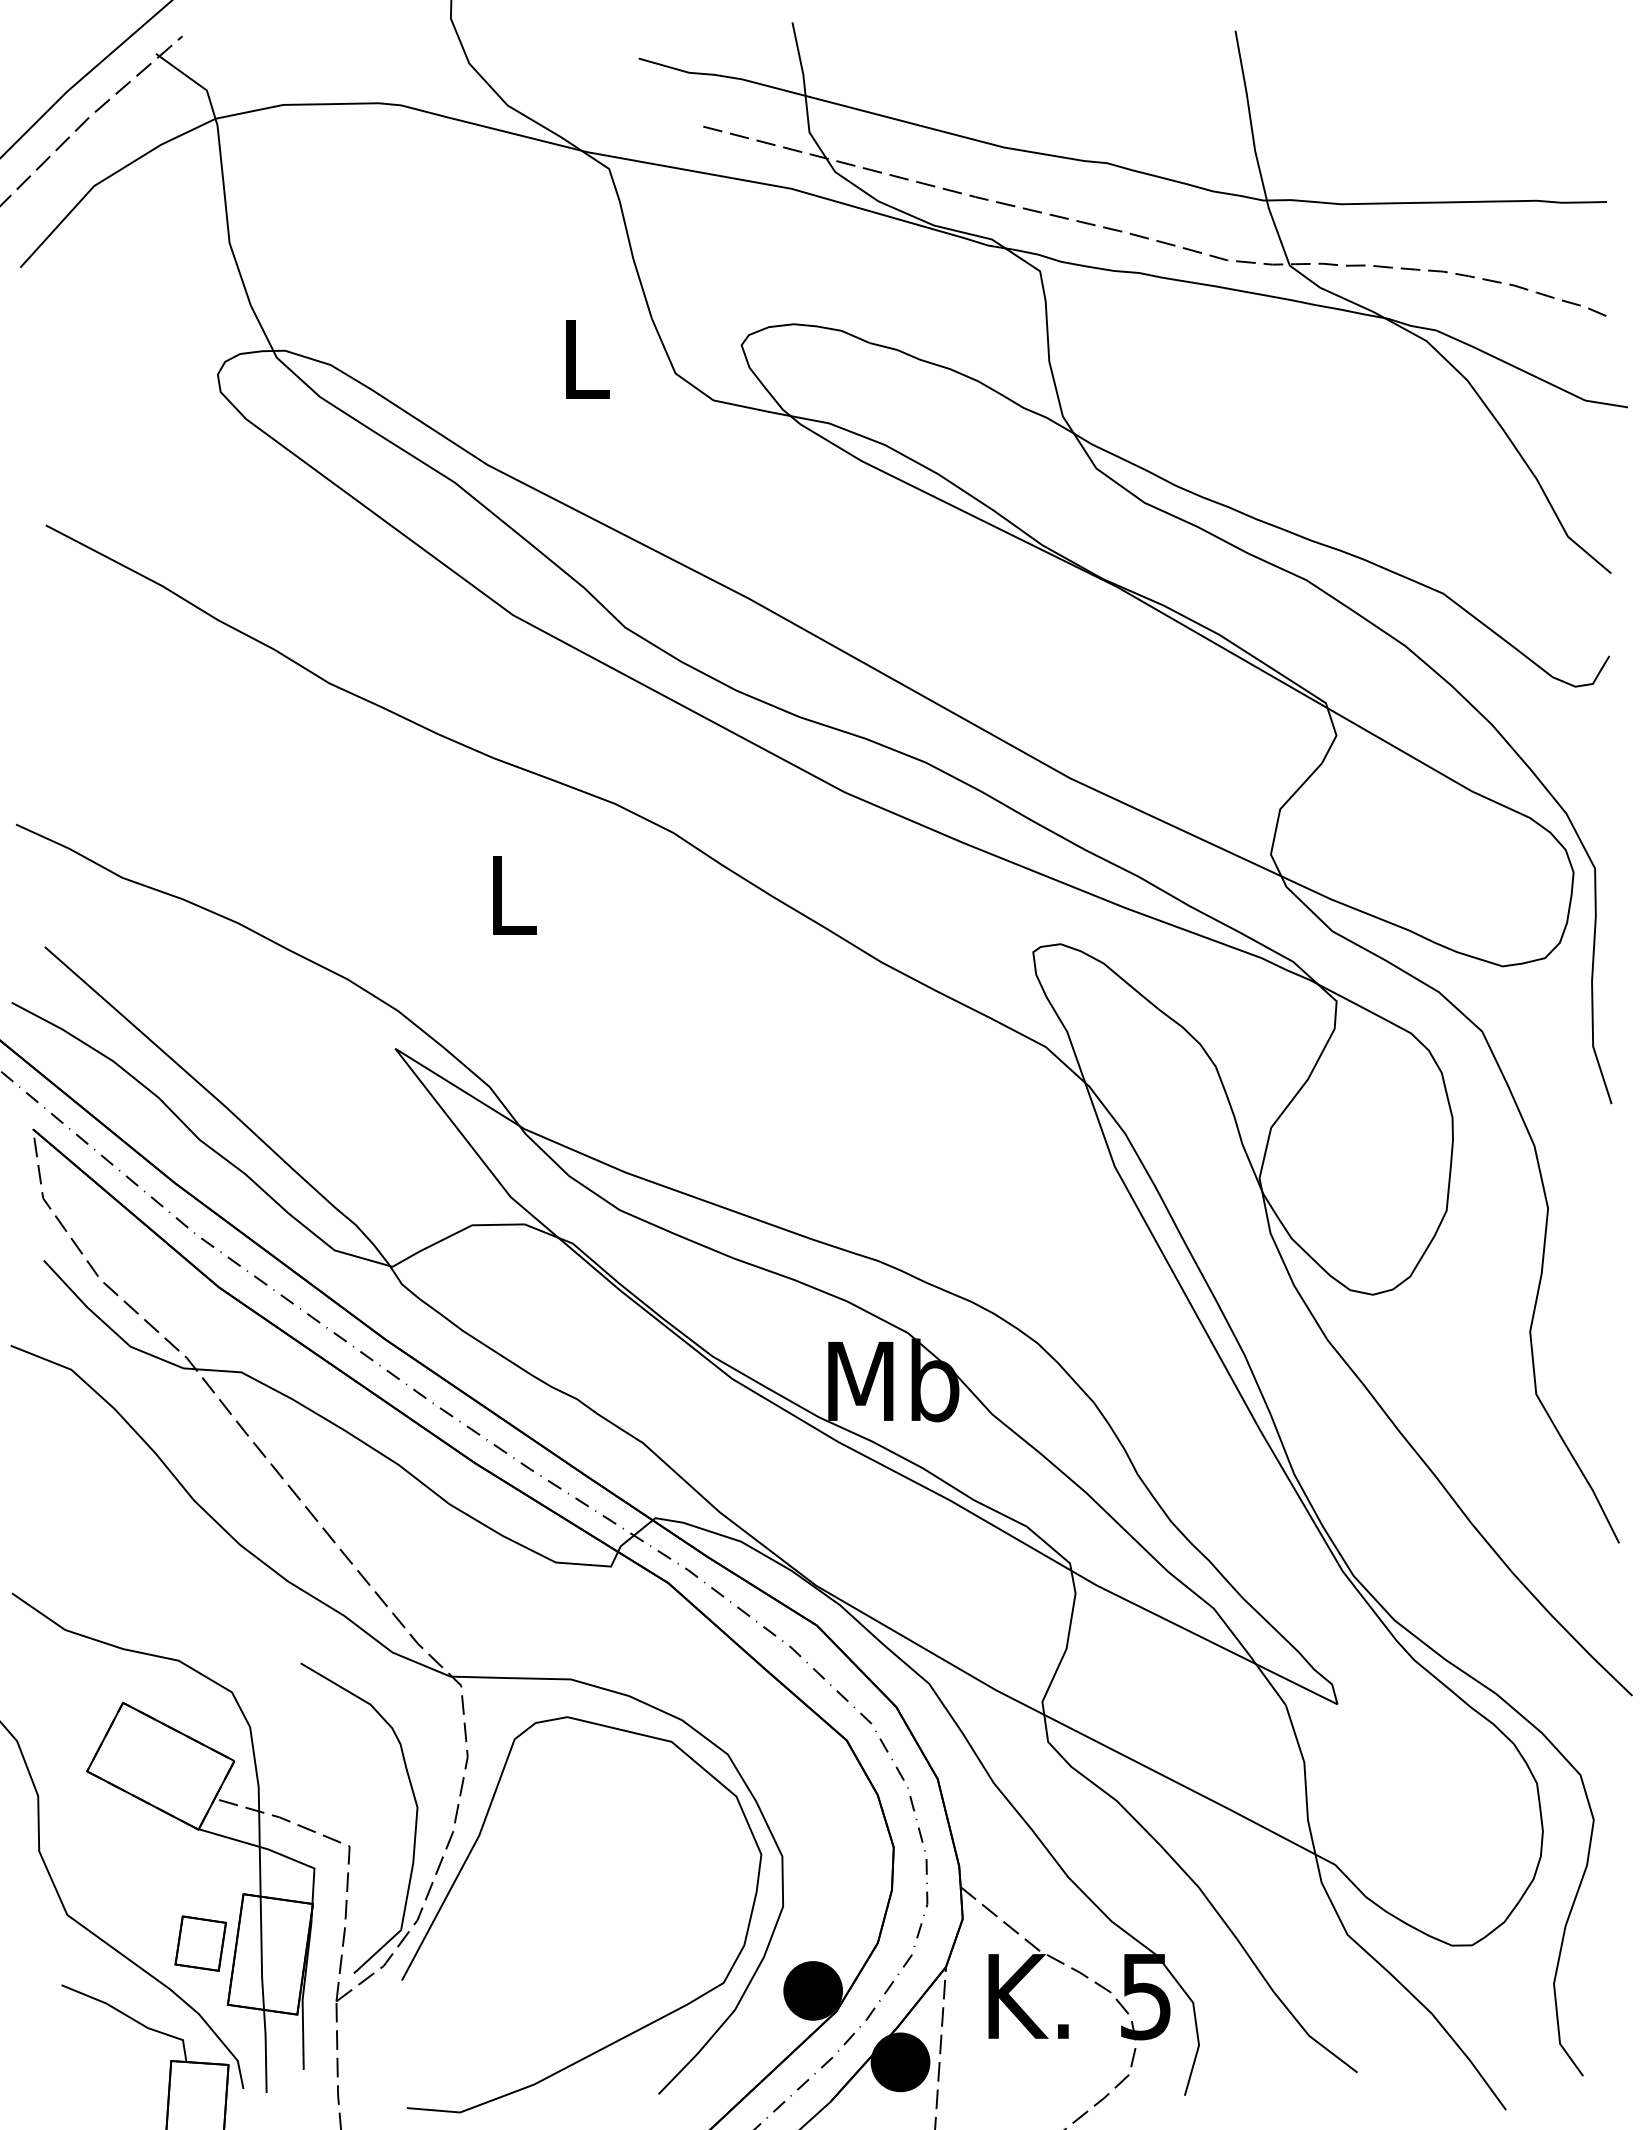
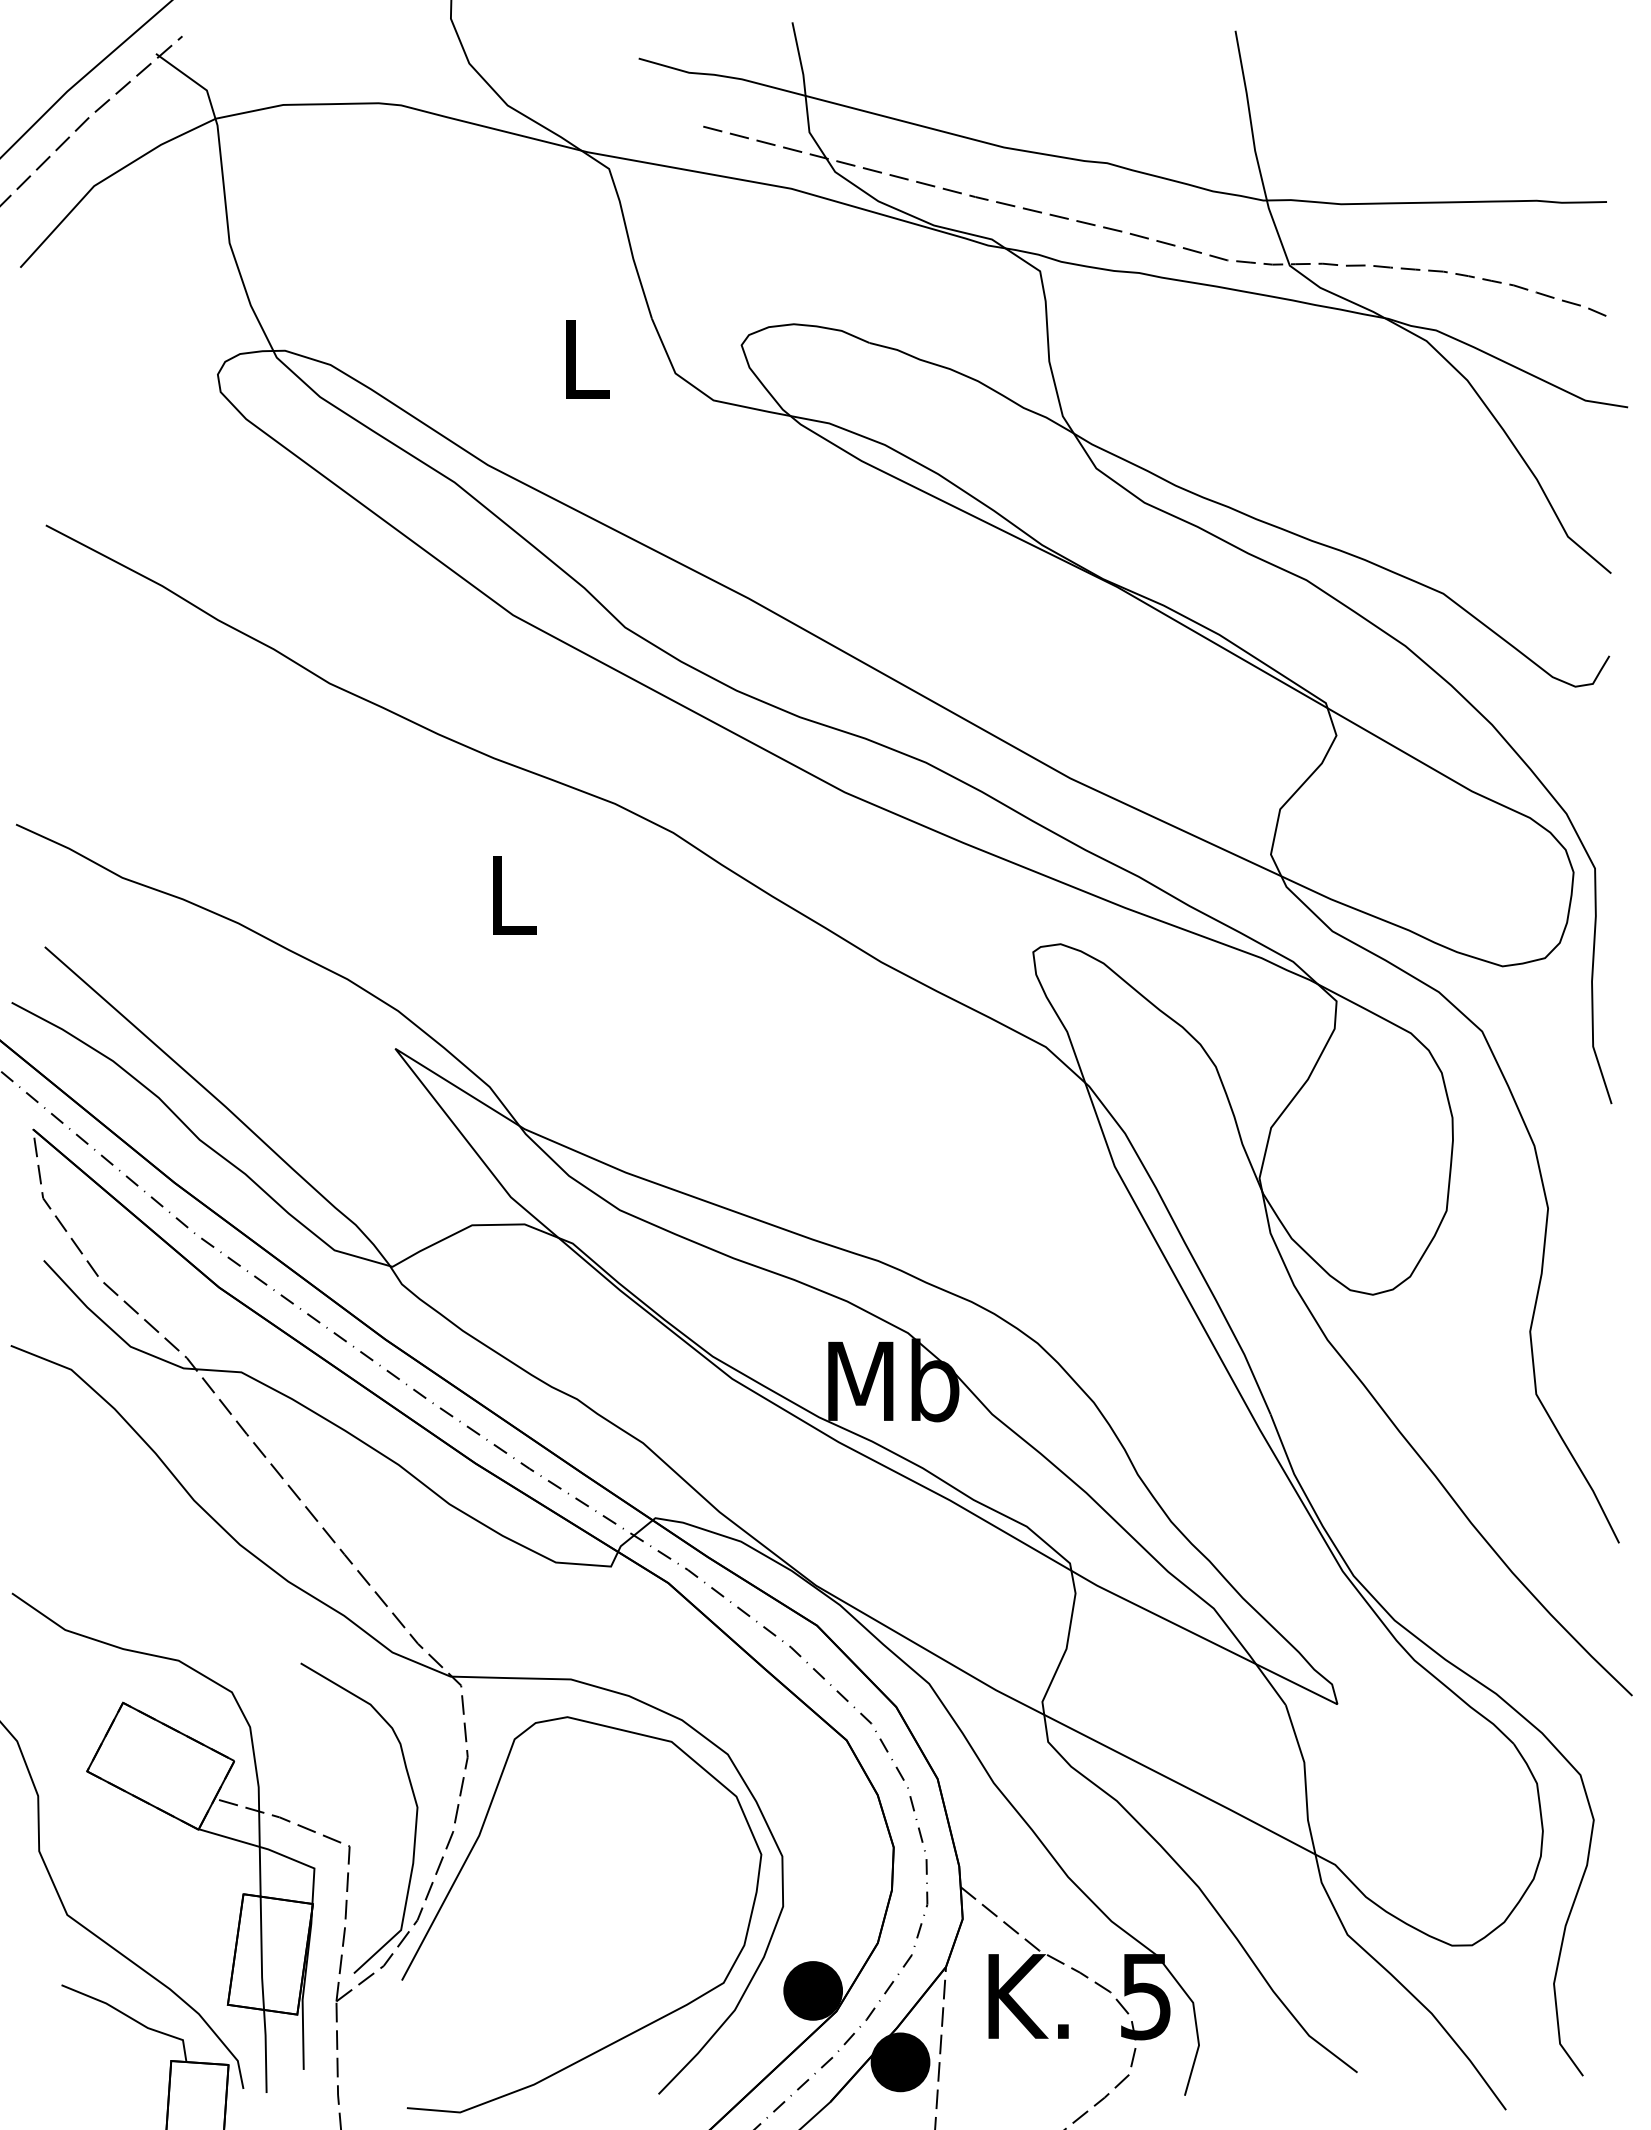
part: present -> none (200, 1943)
